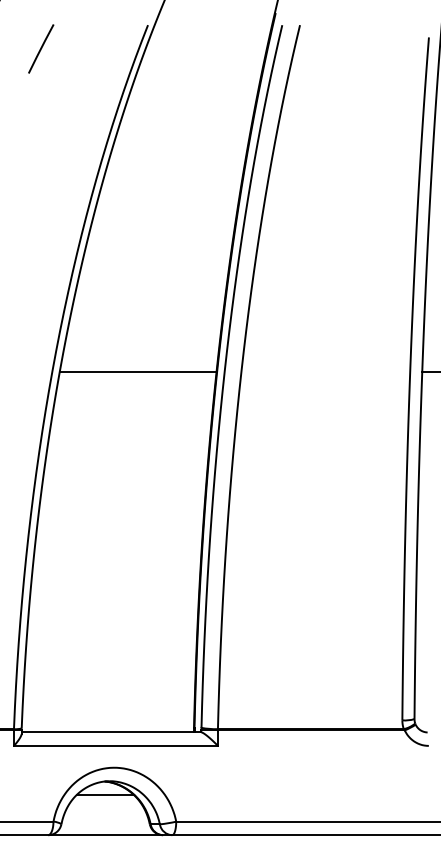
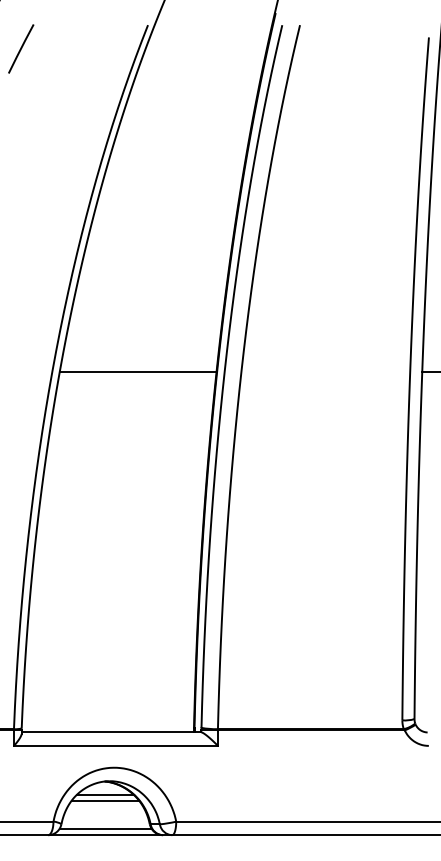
line position: (41, 48) -> (21, 48) (21, 48)
line: none -> present (105, 800)
line: none -> present (105, 829)
